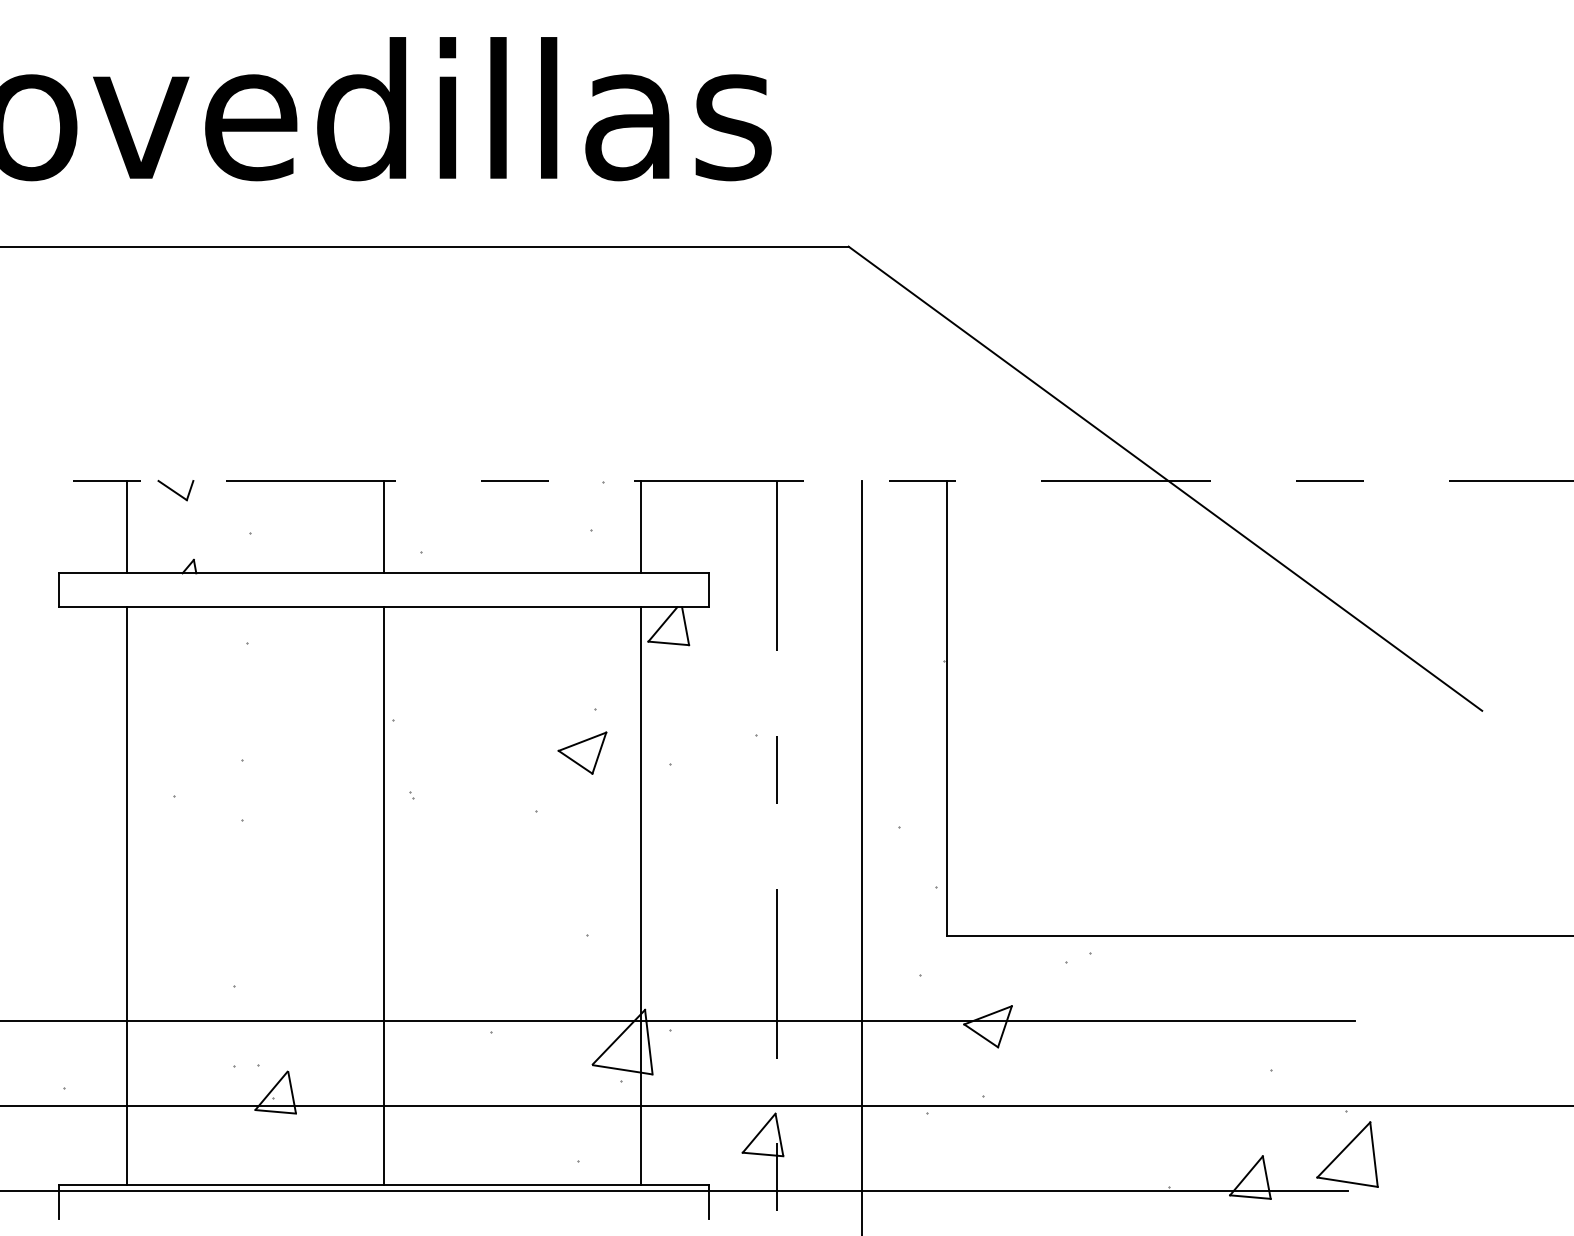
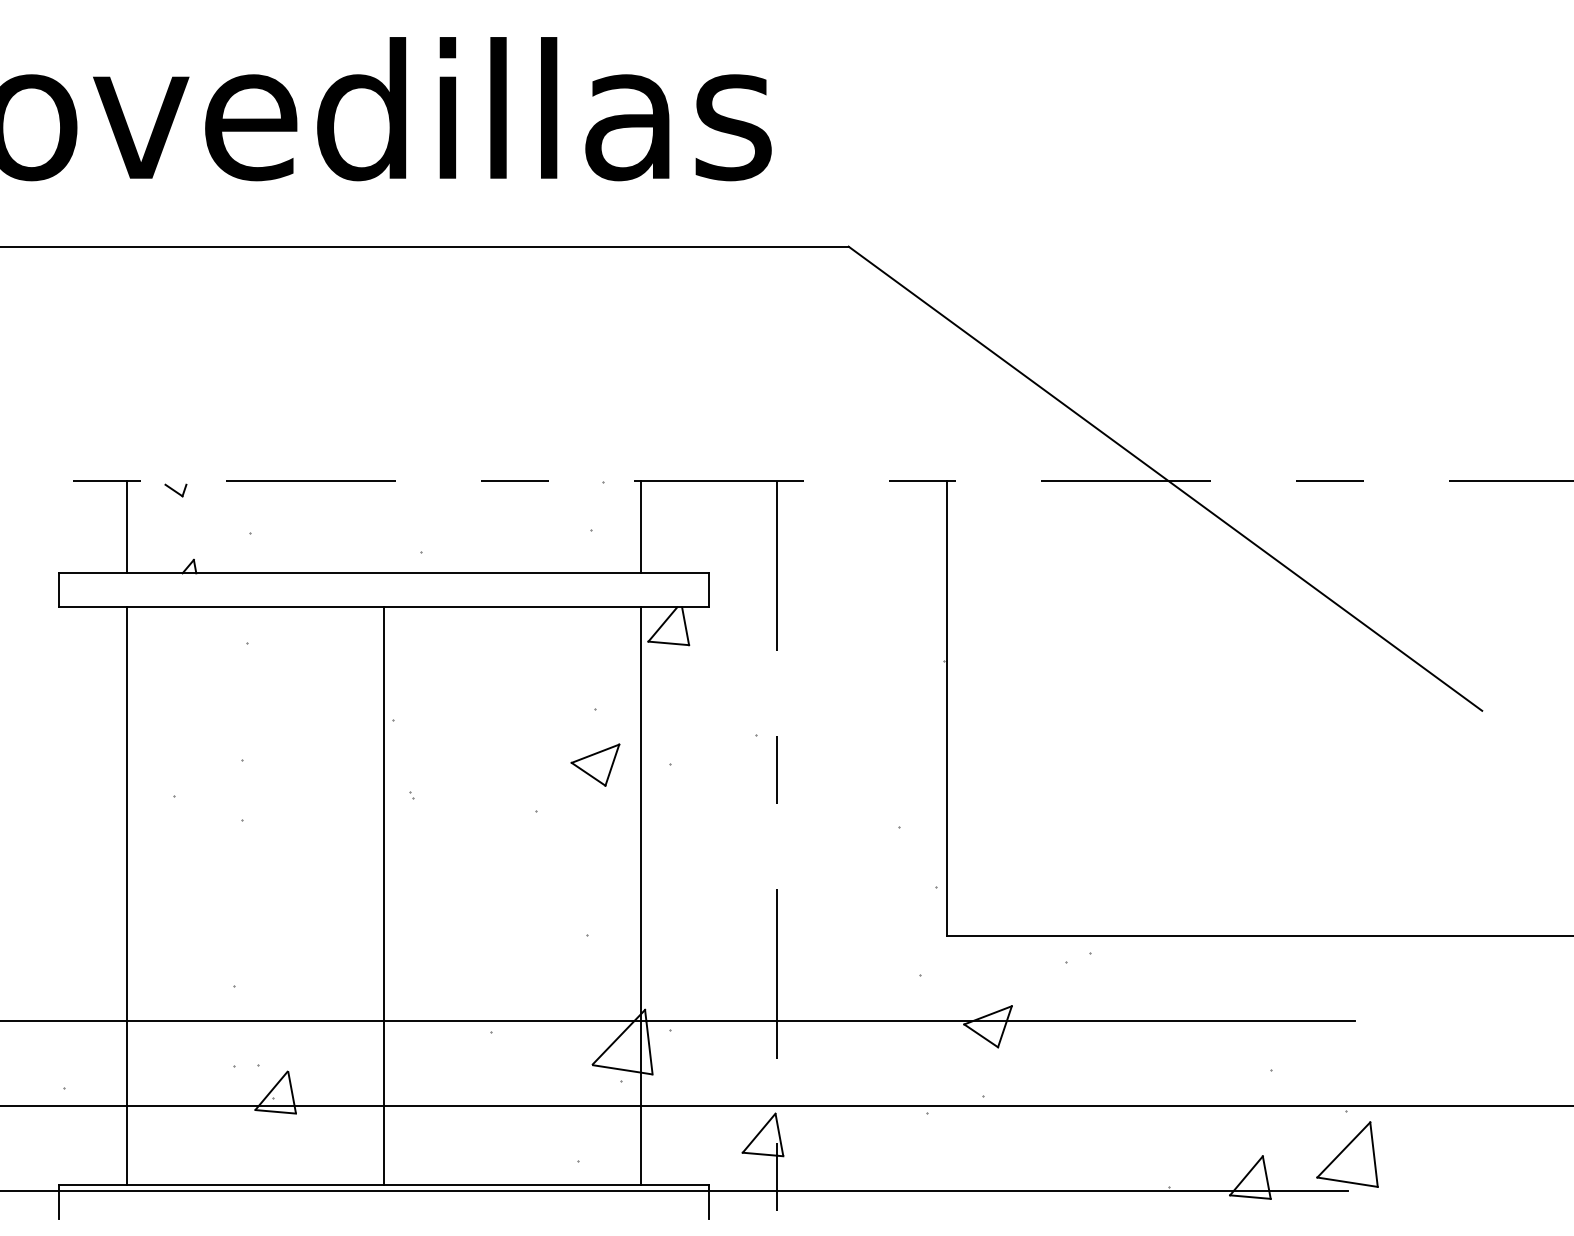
part size: 38x23 px -> 24x15 px (175, 490)
line: present -> none (384, 527)
part position: (582, 752) -> (595, 764) (595, 764)
line: present -> none (862, 856)
